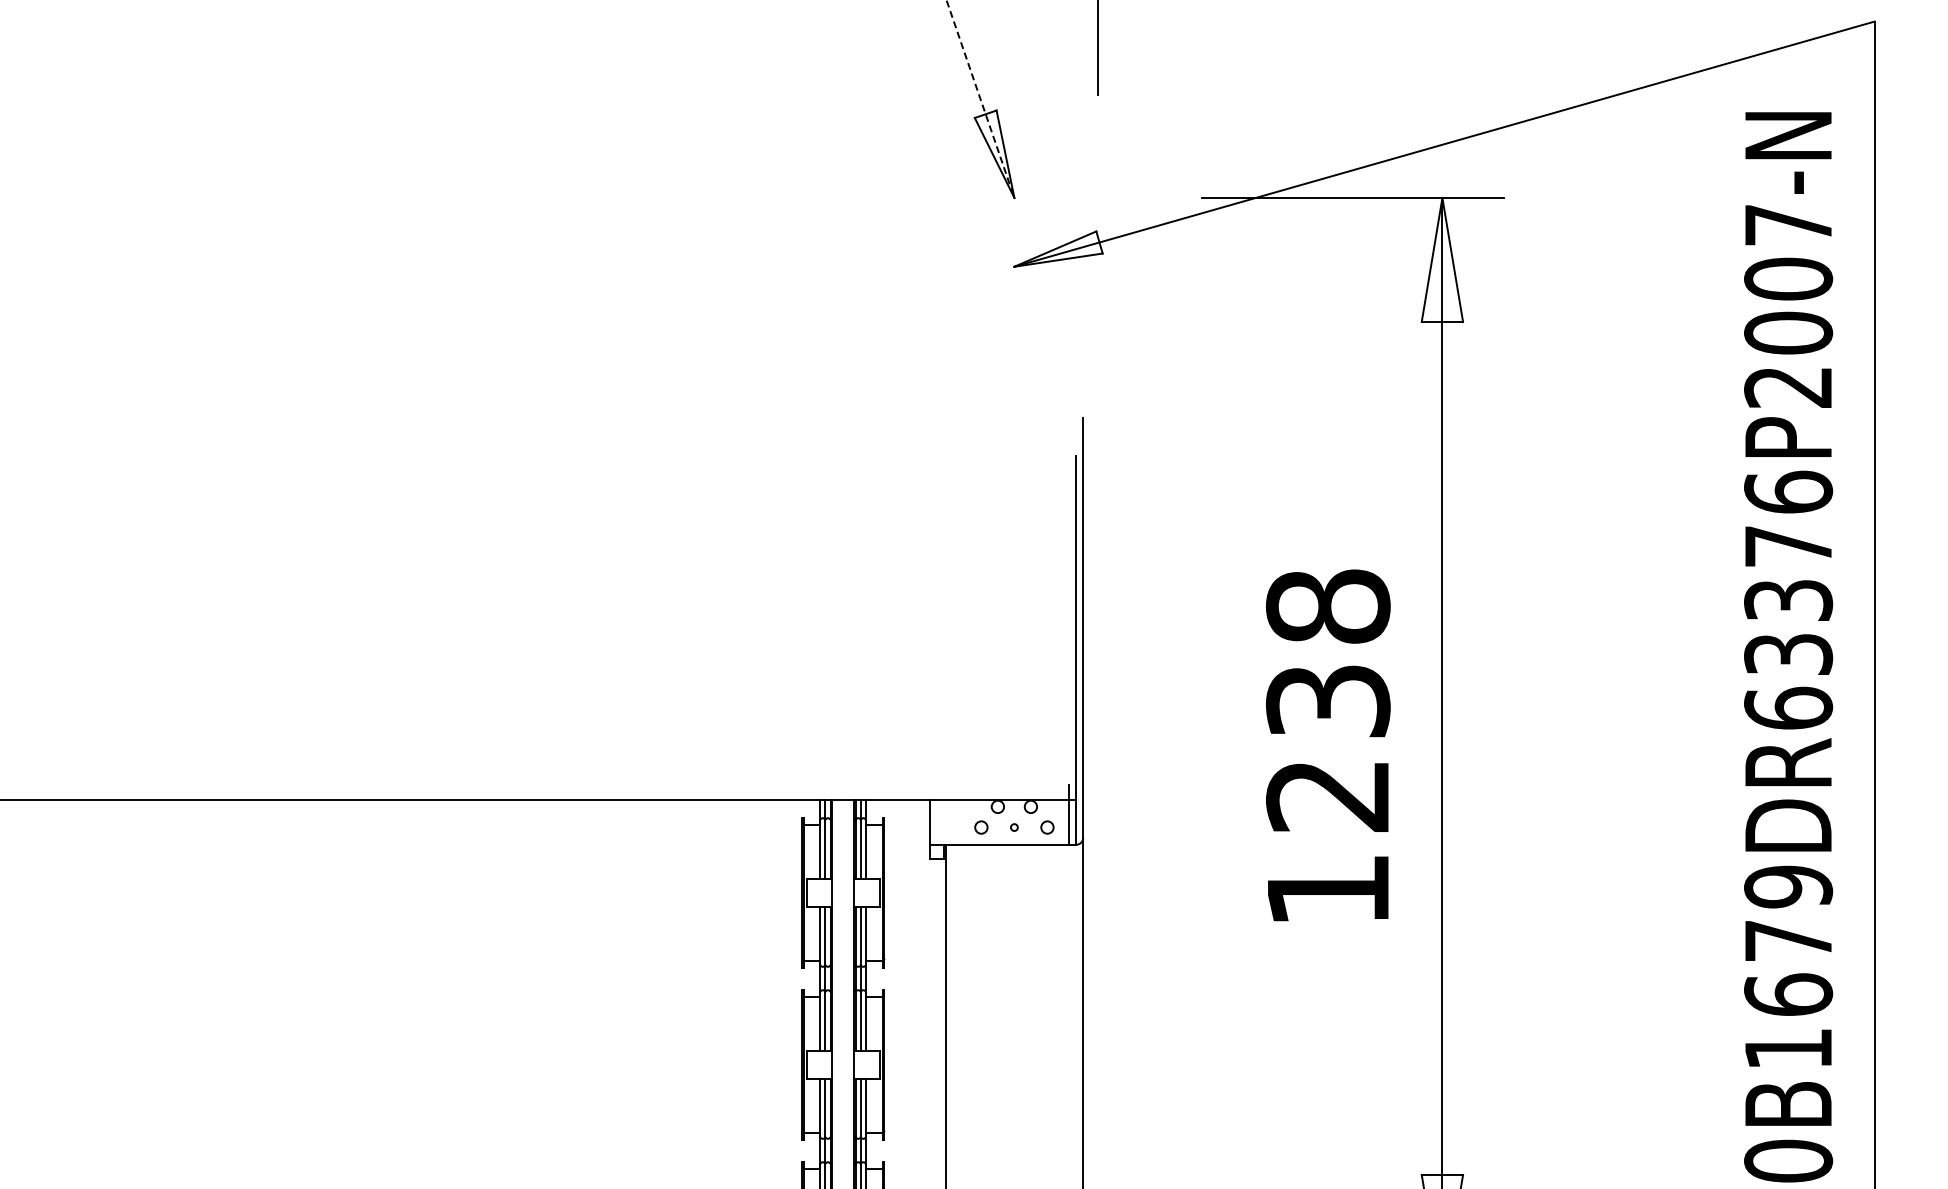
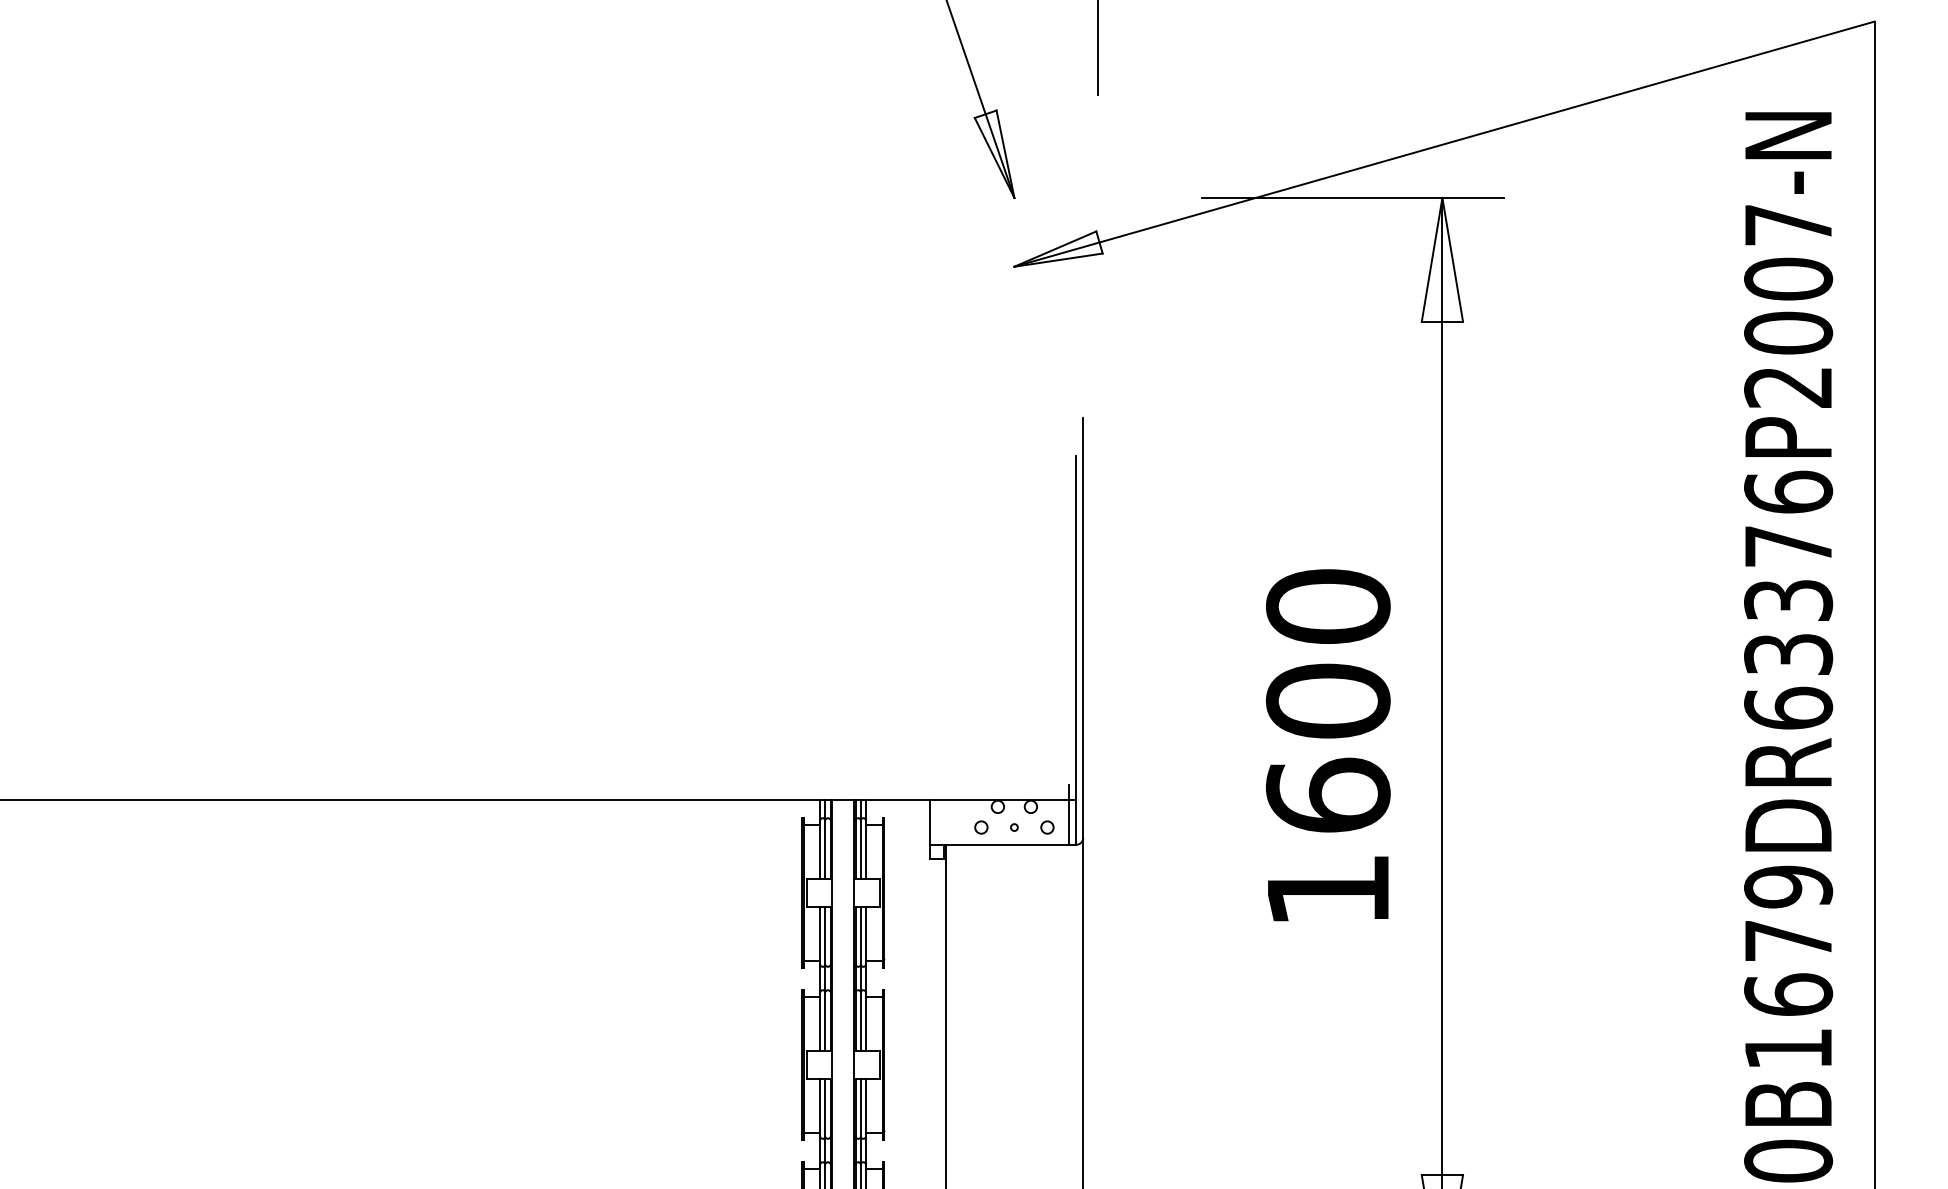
line: dashed -> solid (980, 99)
text: 1238 -> 1600 (1327, 700)
